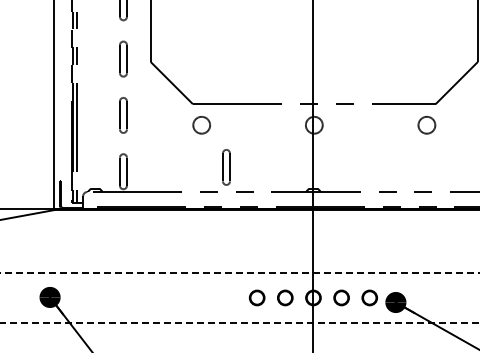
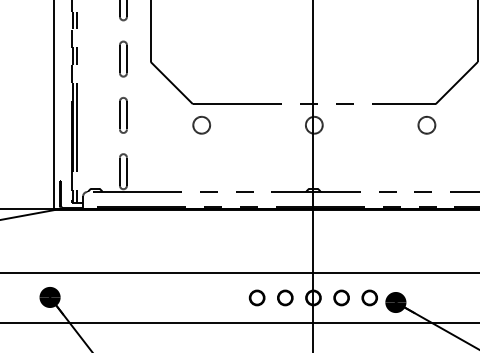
part: present -> none (226, 167)
line: dashed -> solid (239, 273)
line: dashed -> solid (240, 322)
